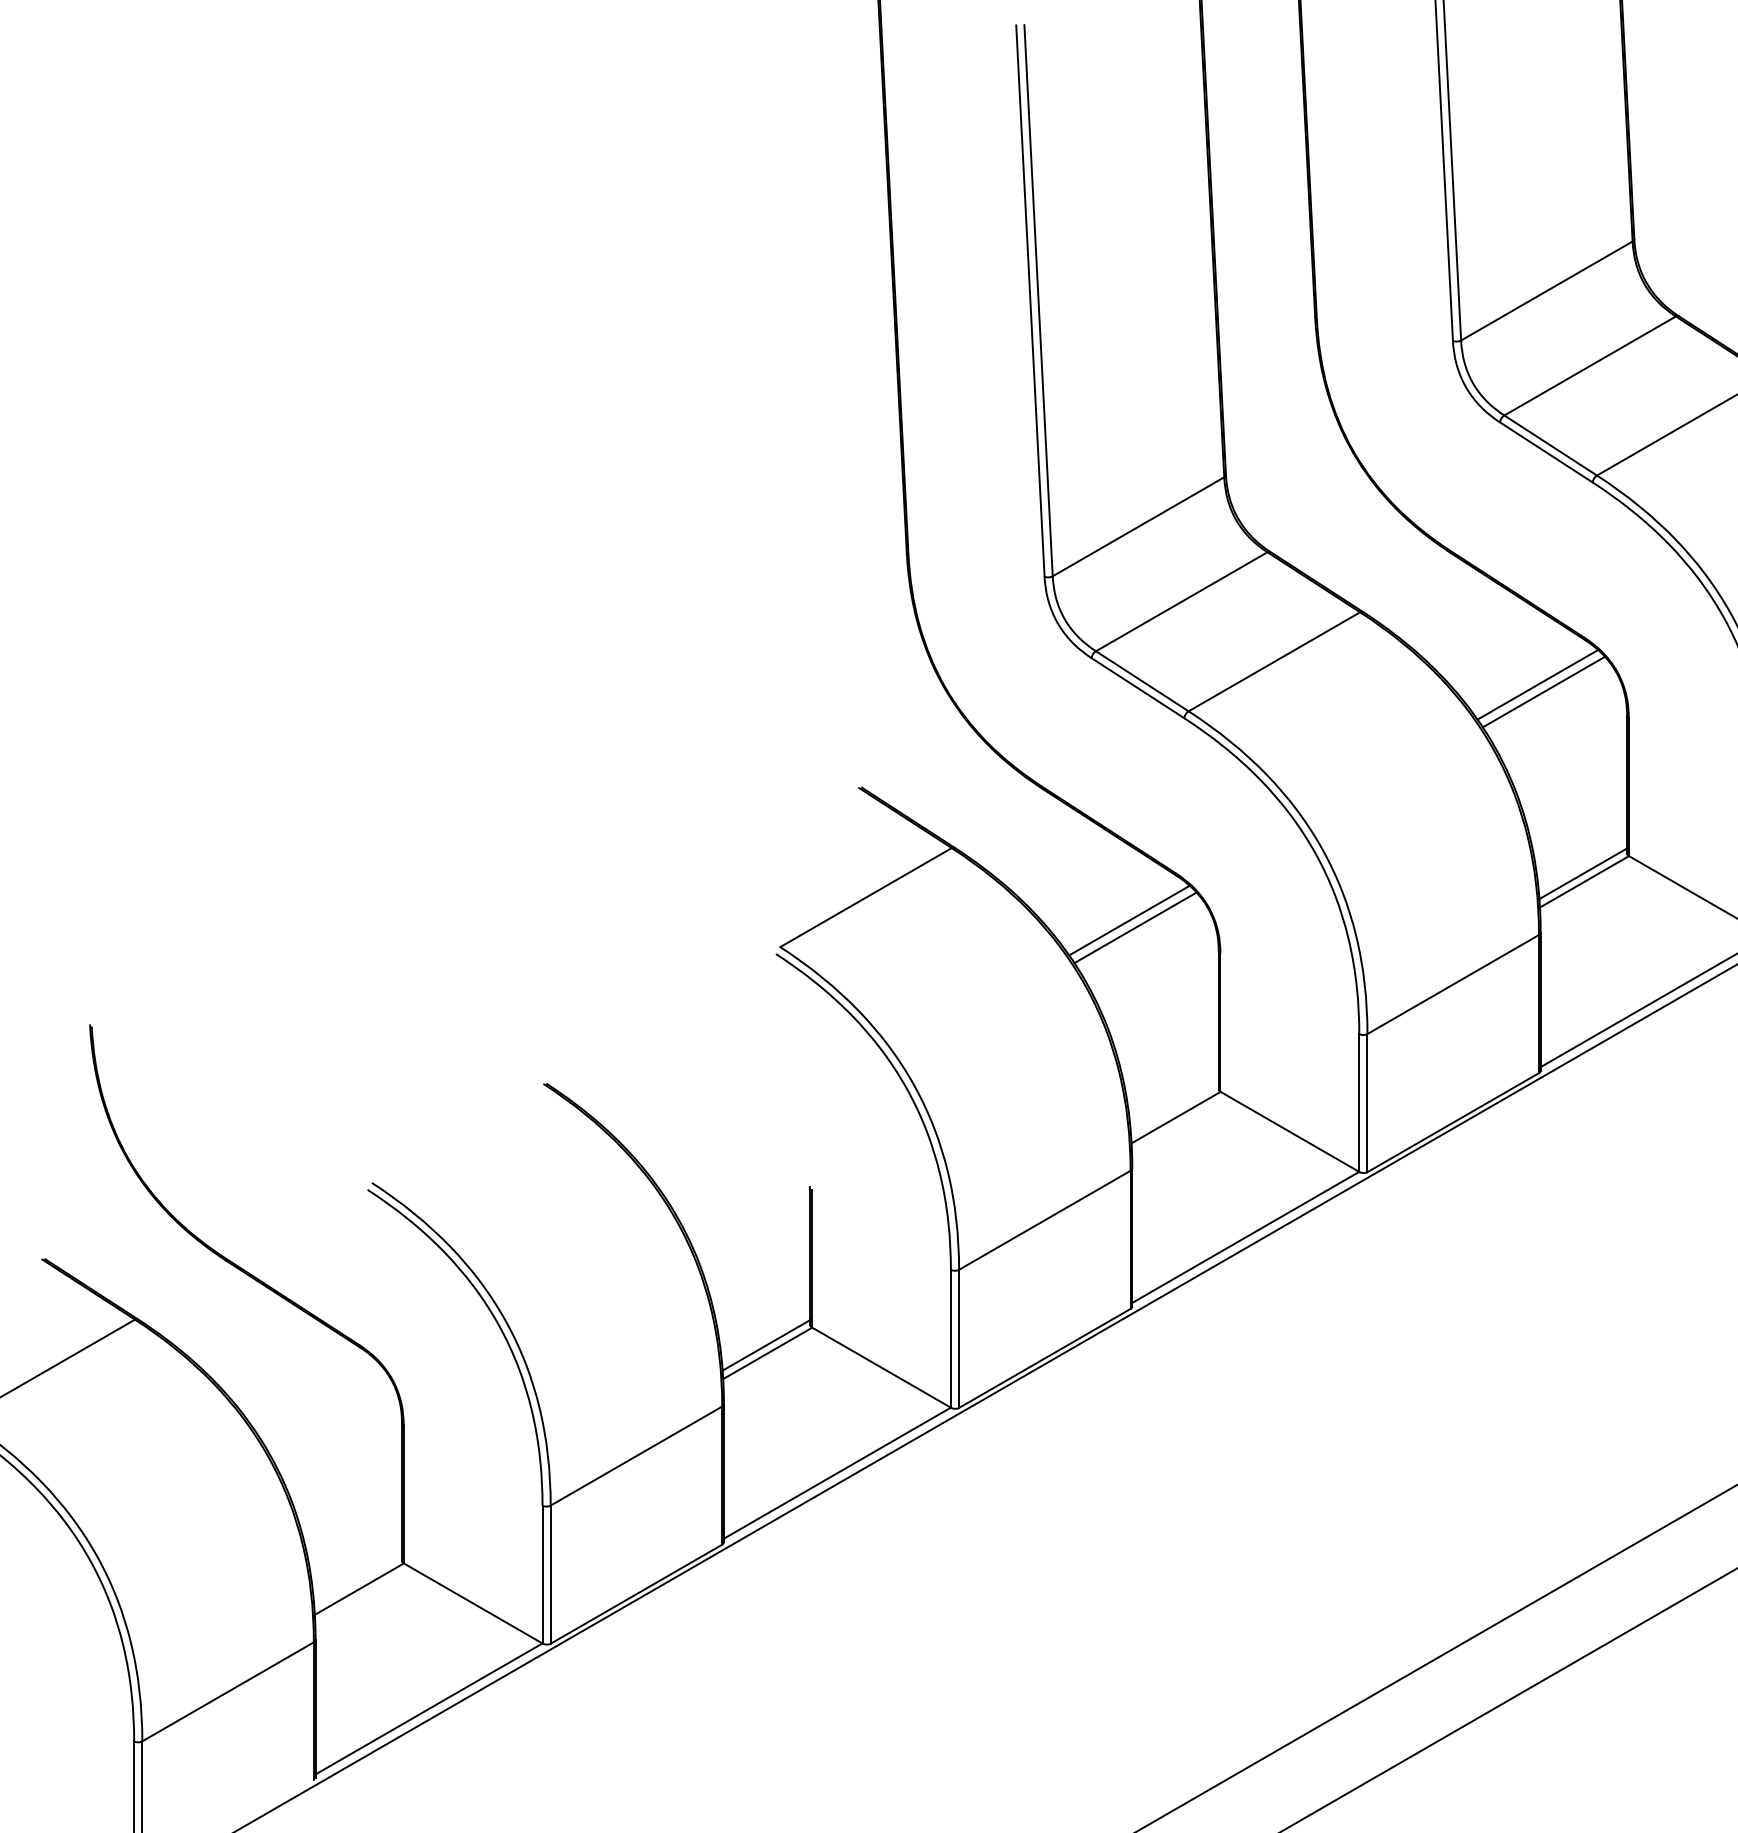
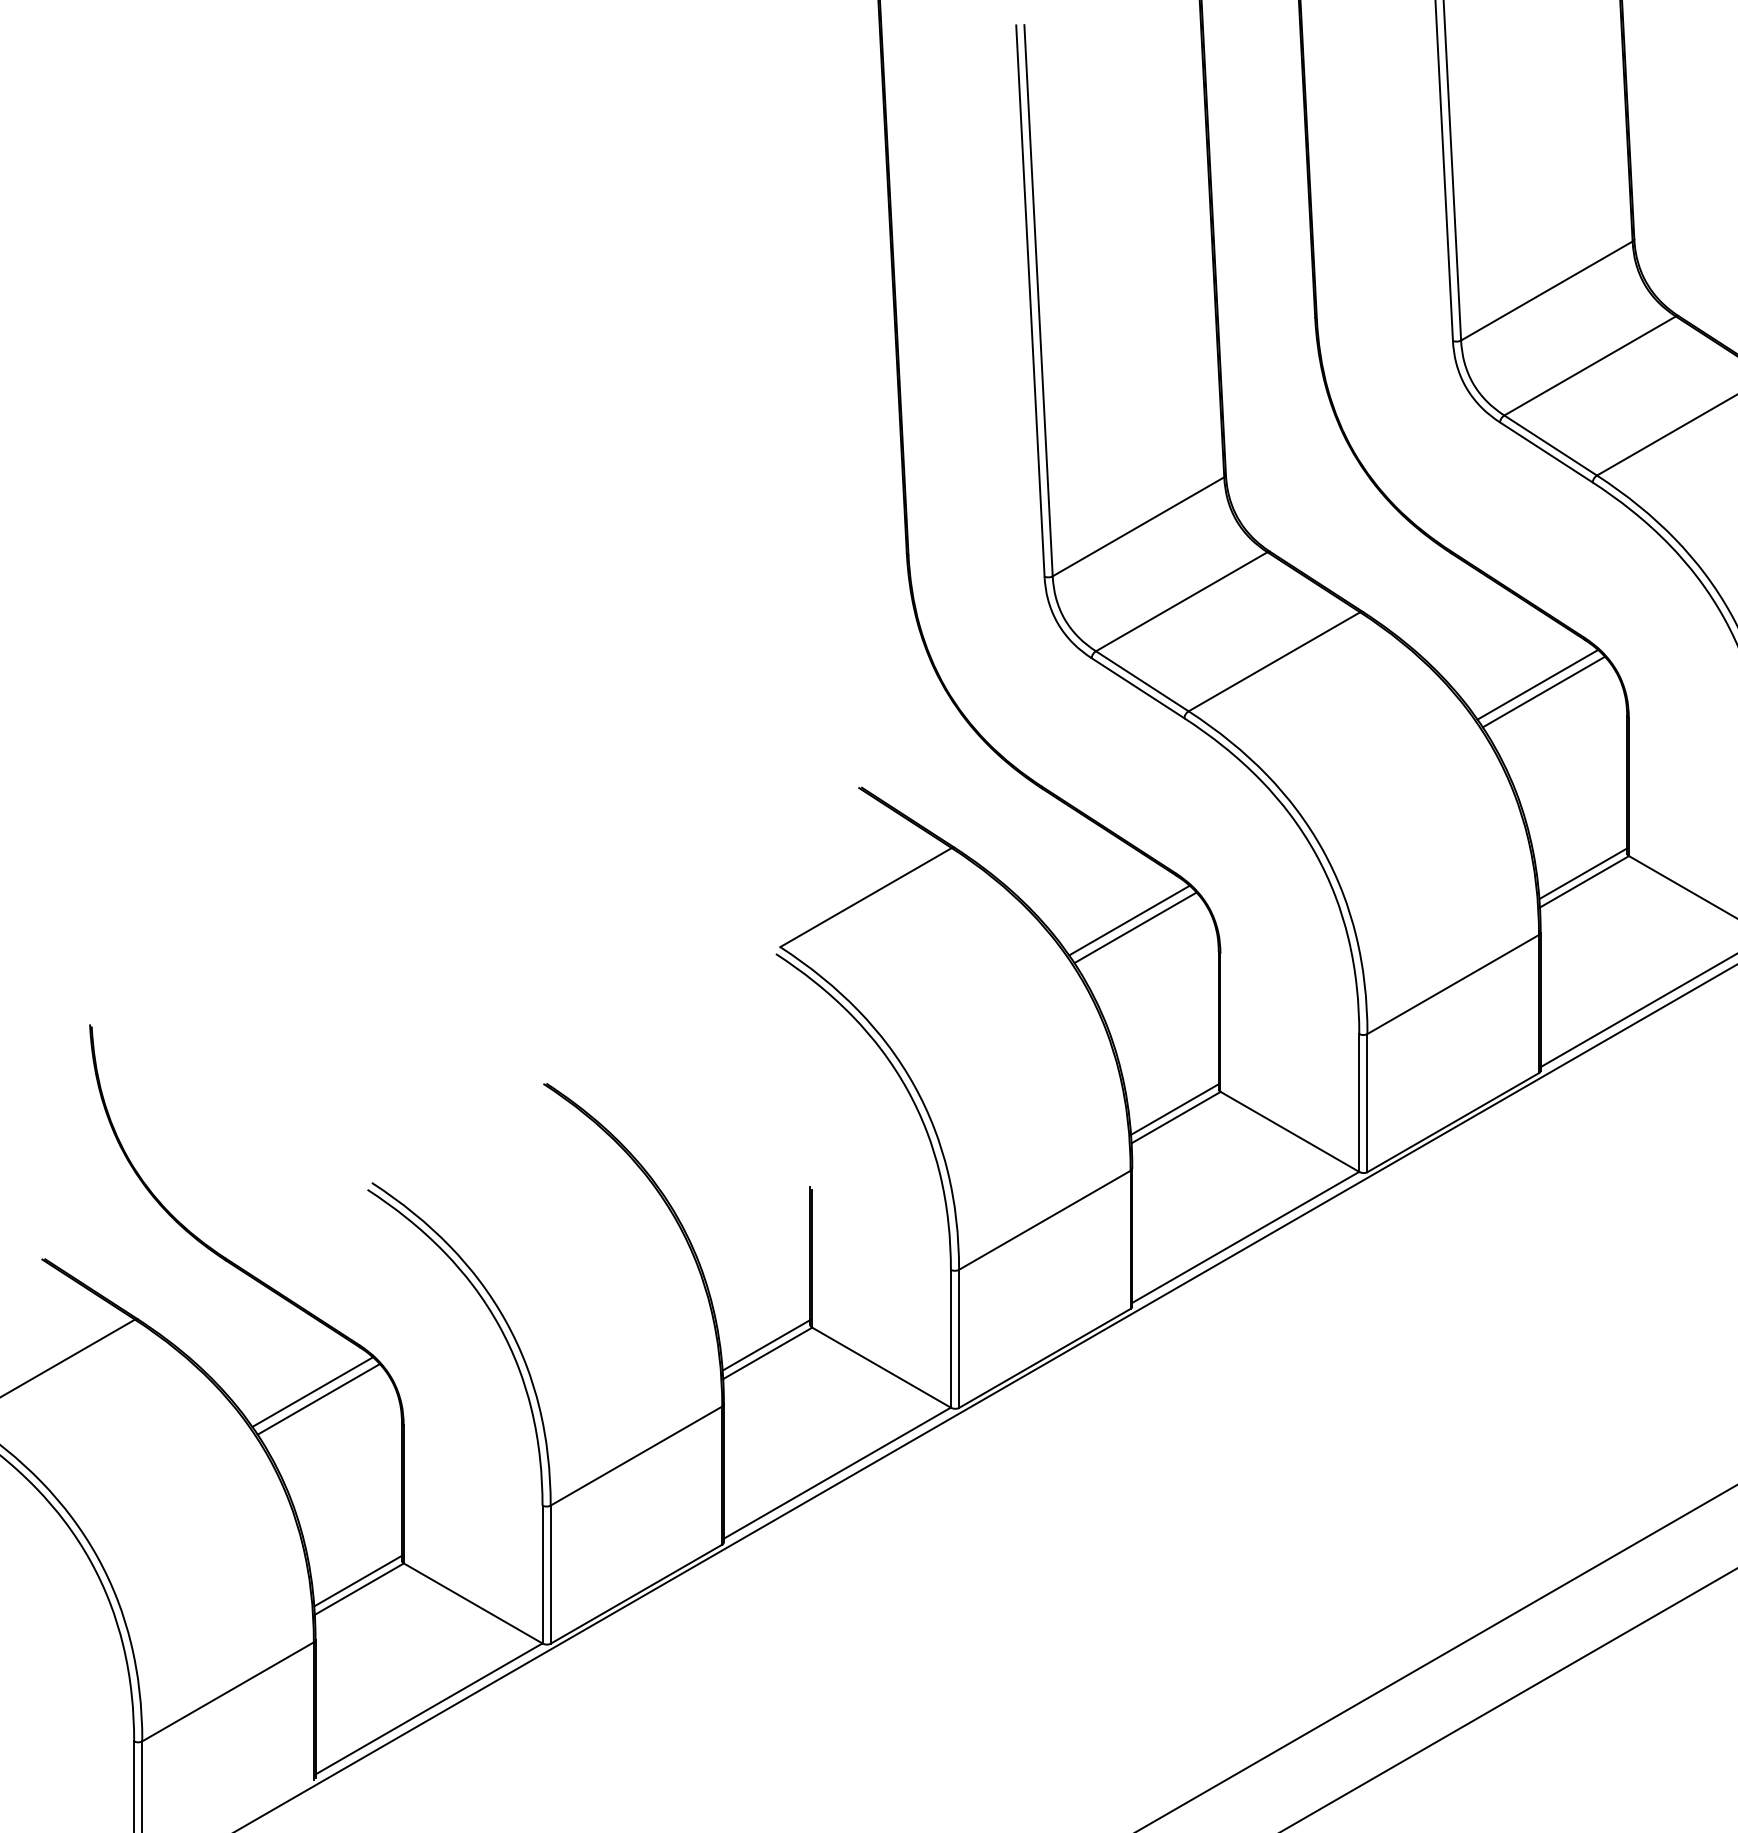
line: none -> present (1174, 1109)
line: none -> present (312, 1391)
line: none -> present (318, 1399)
line: none -> present (358, 1580)
